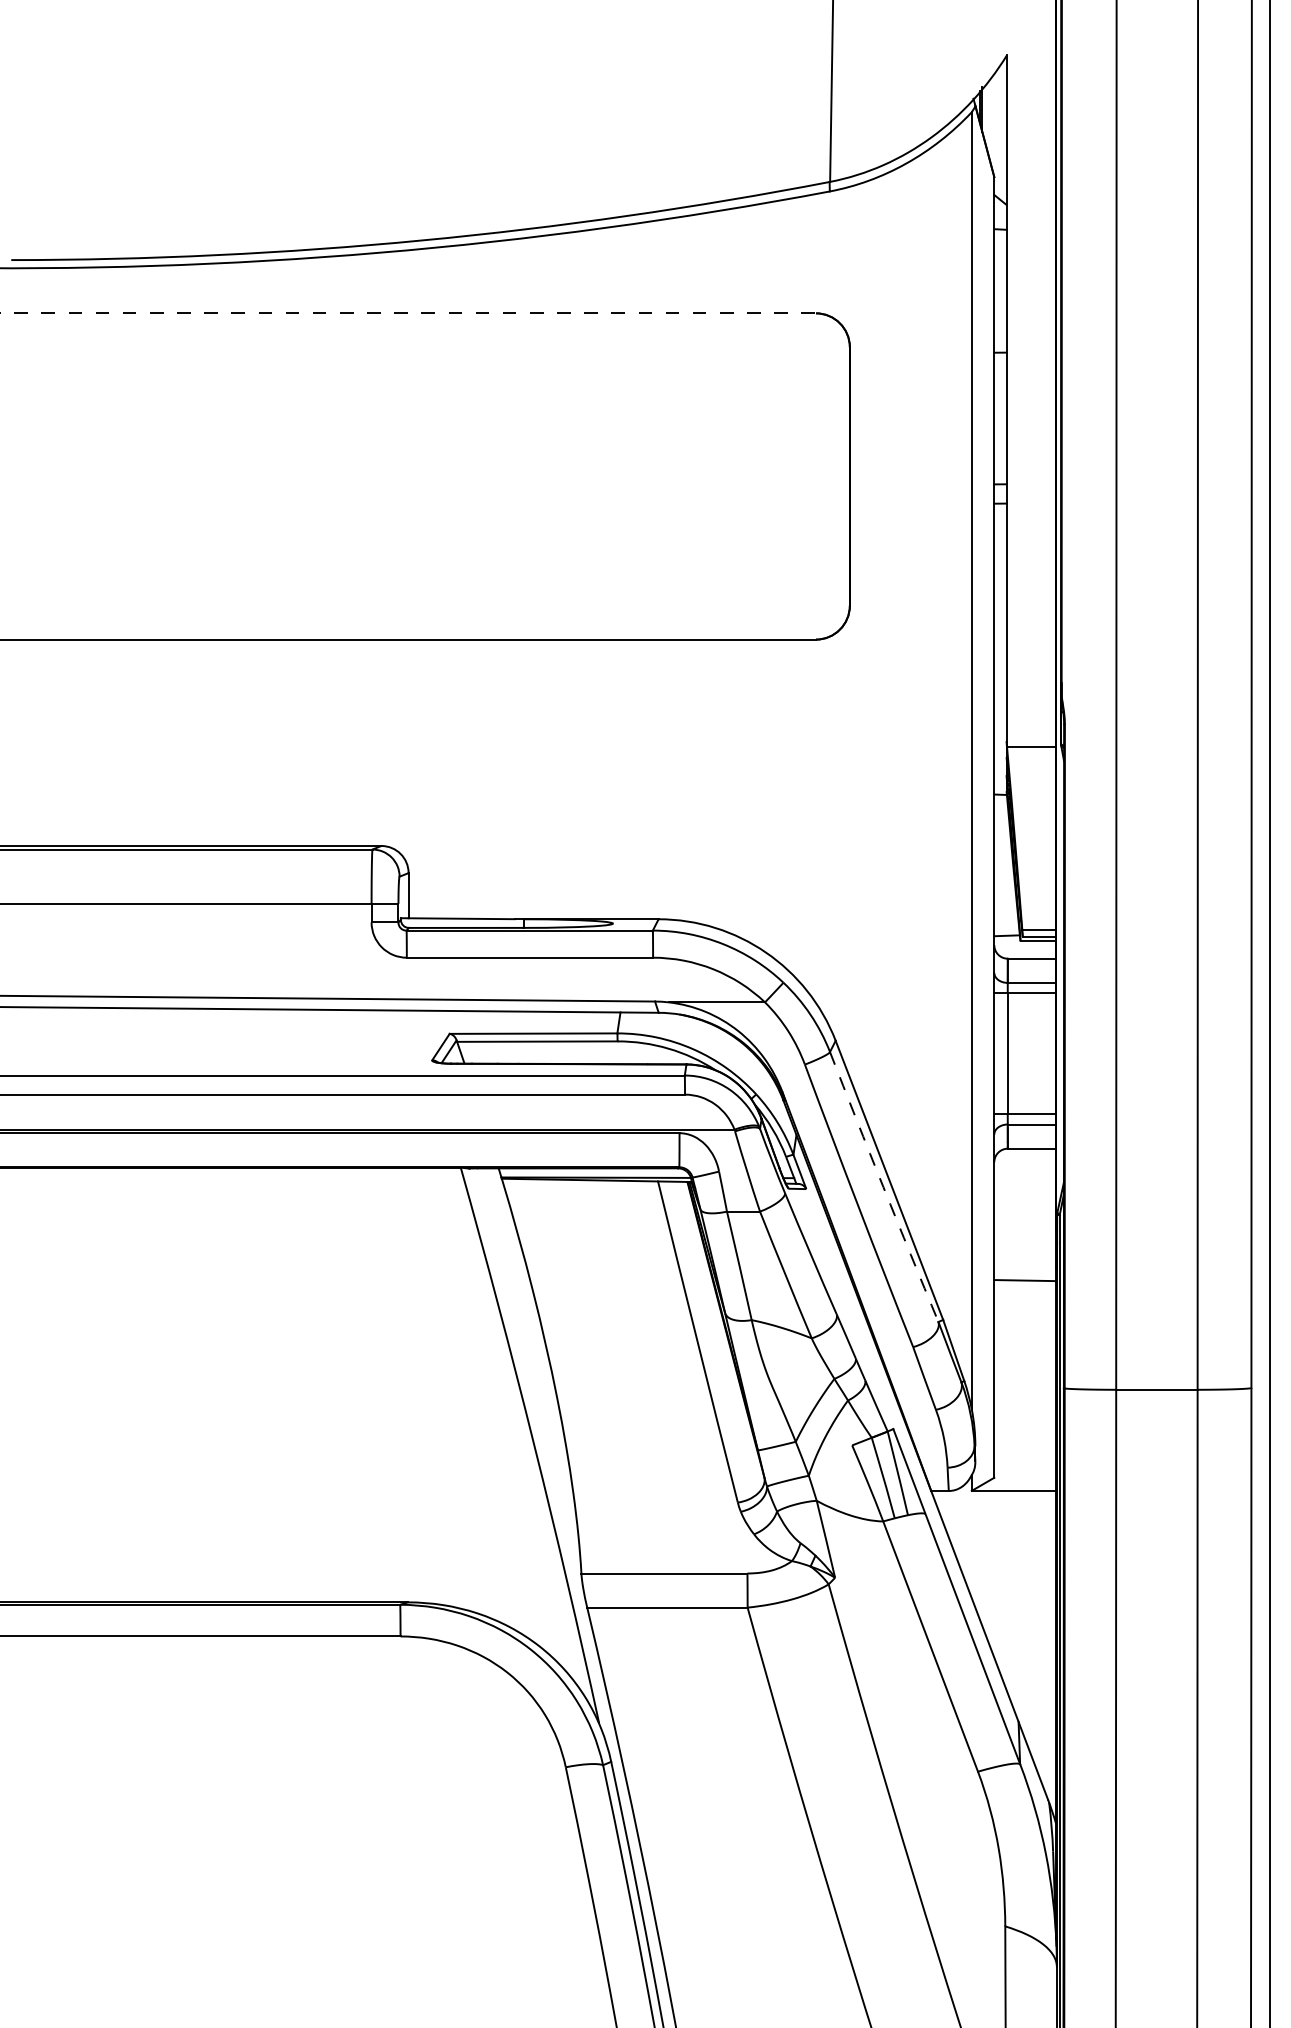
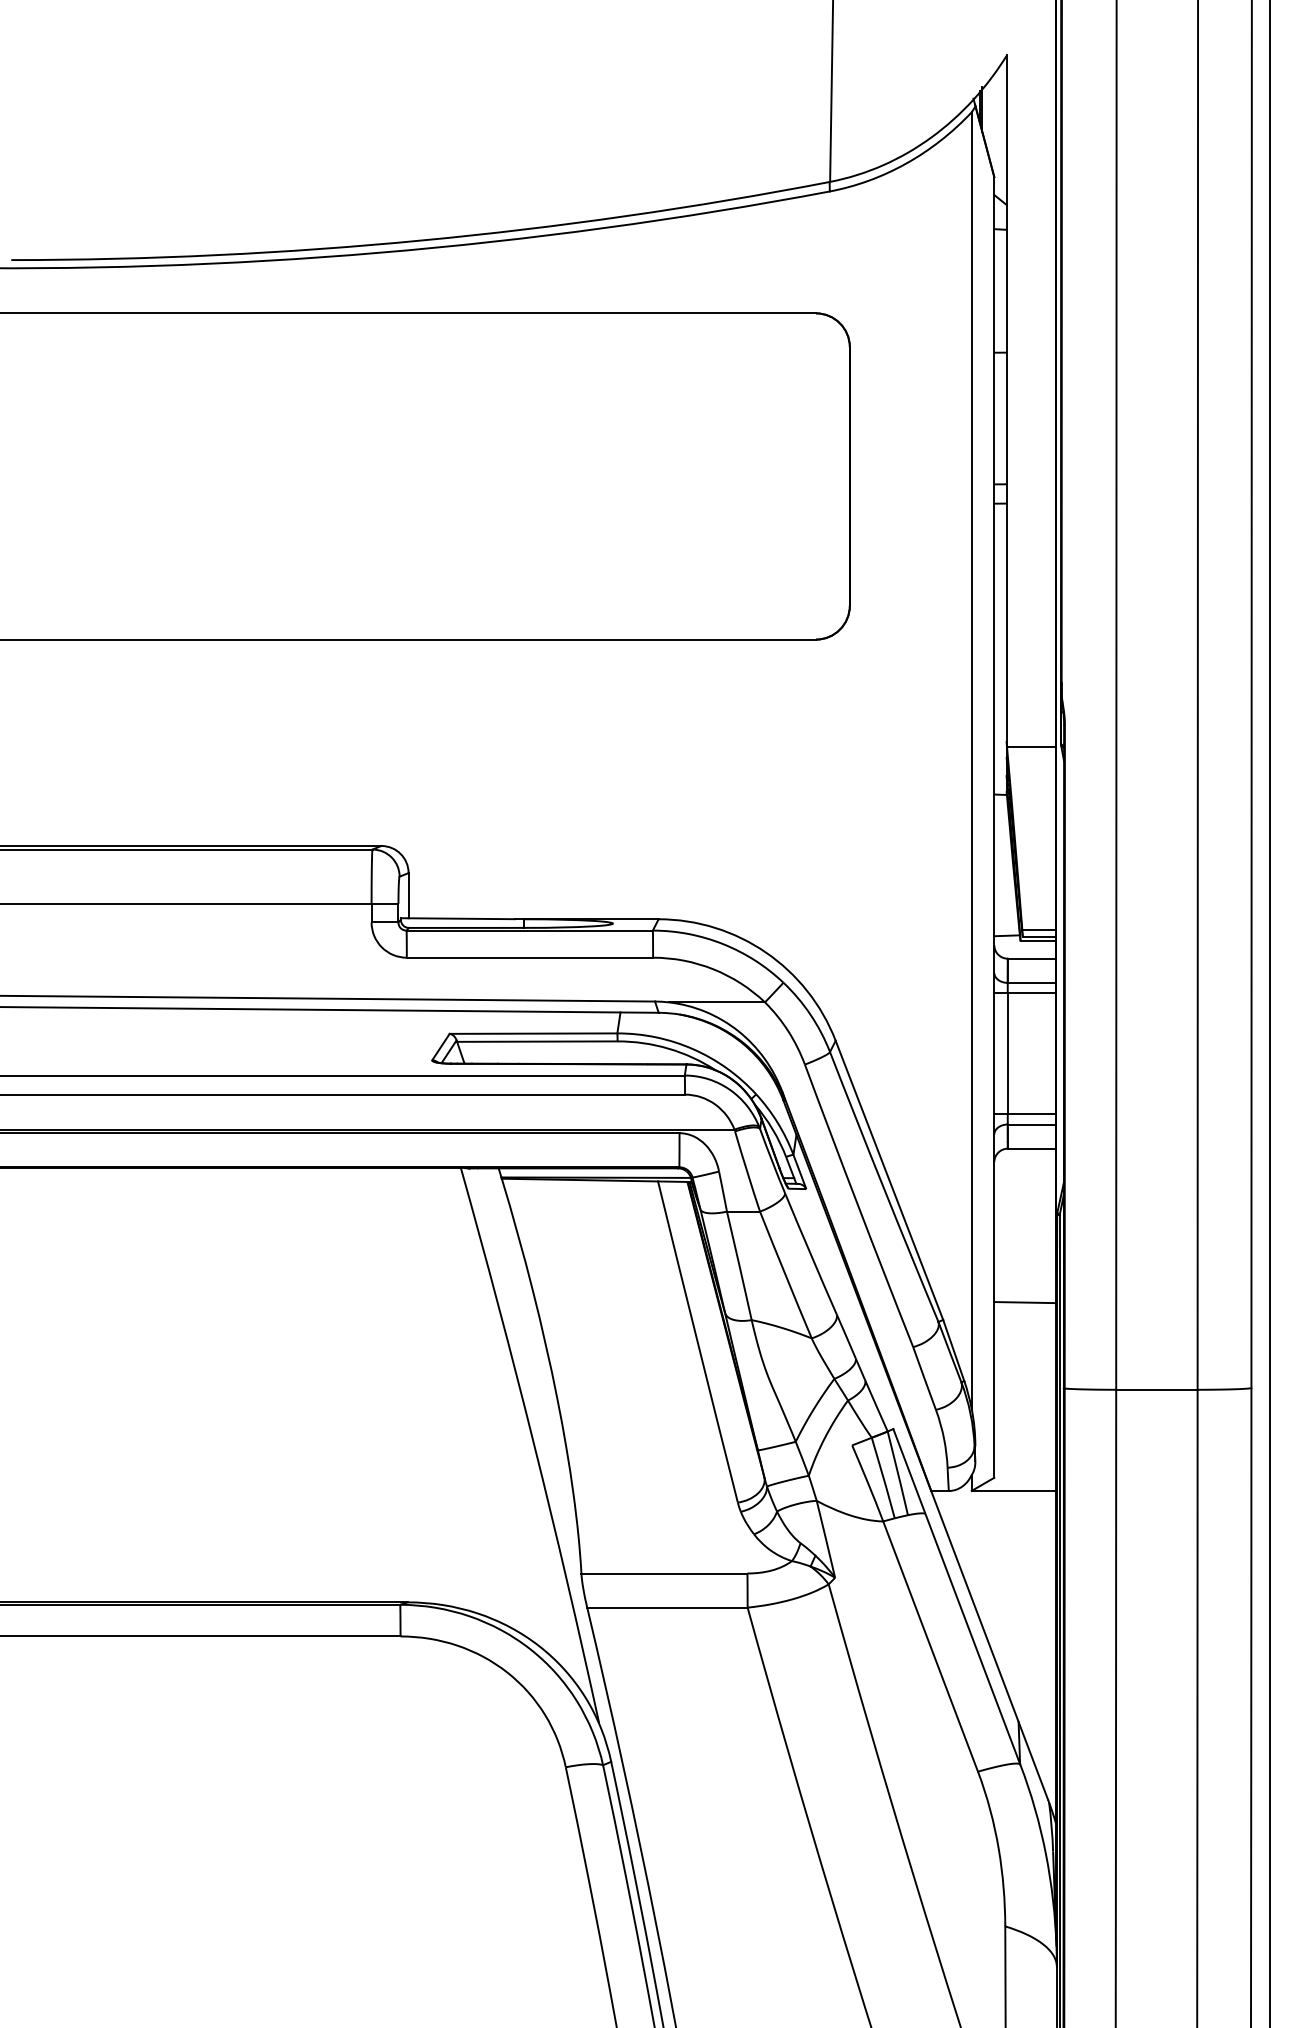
line: dashed -> solid (408, 313)
arc: dashed -> solid (883, 1187)
line position: (1025, 1280) -> (1025, 1302) (1025, 1302)
